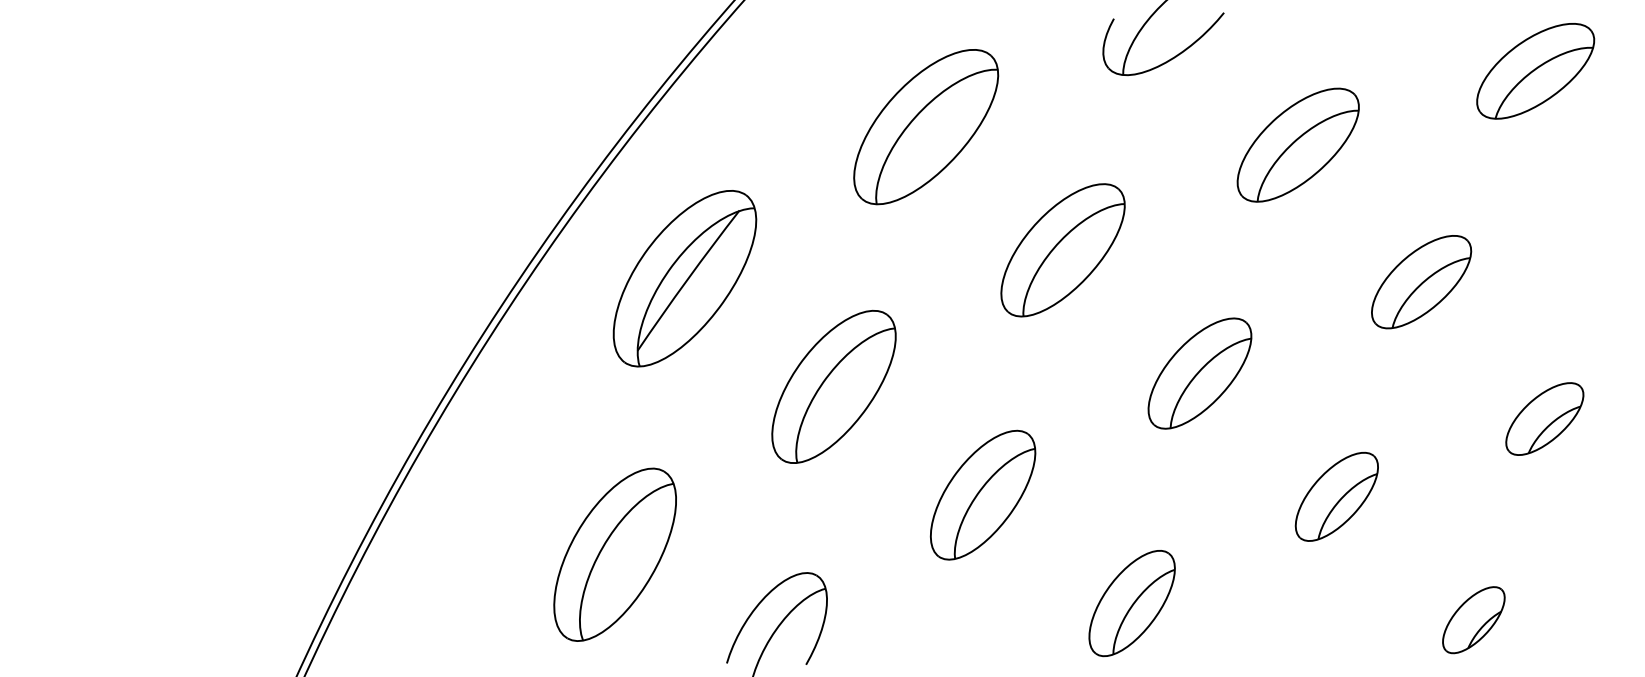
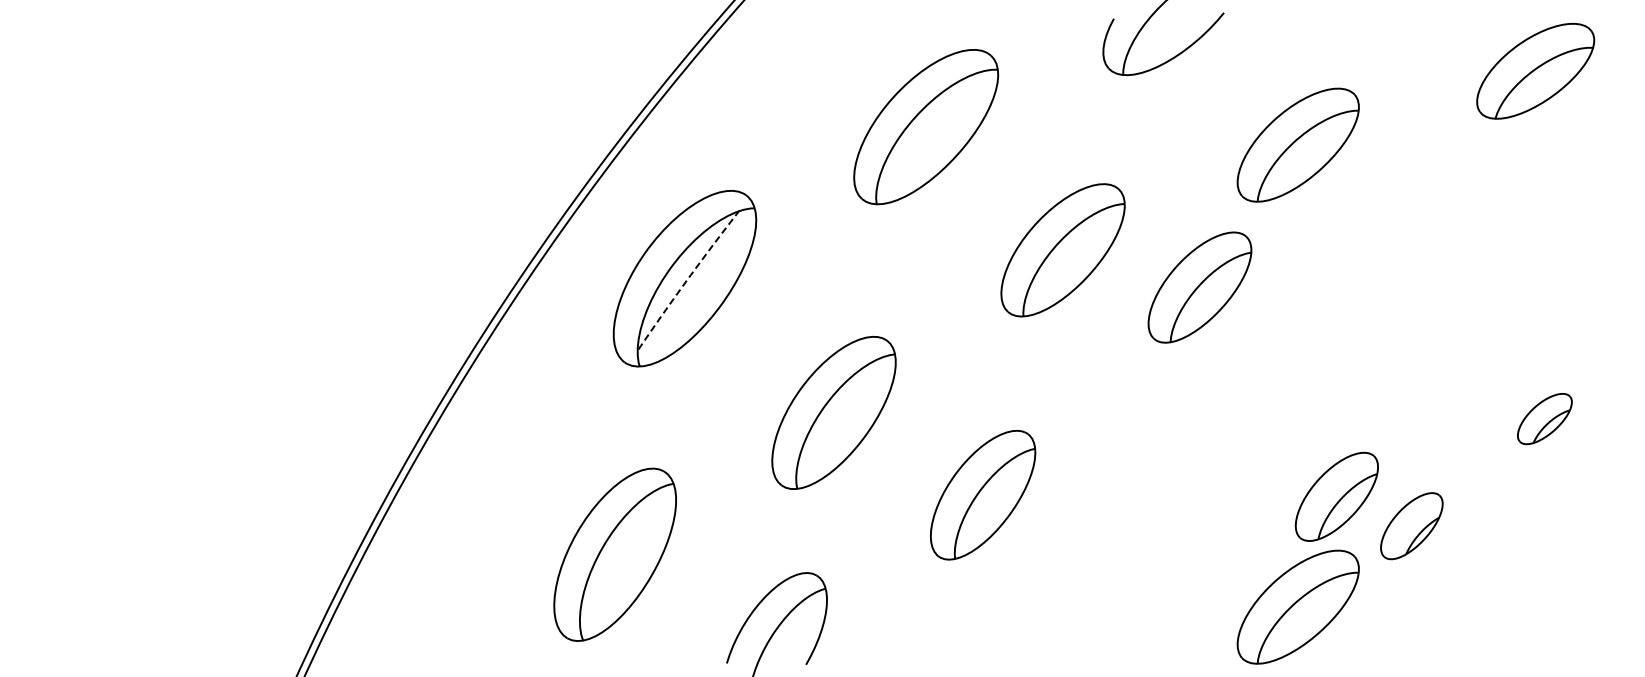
arc: solid -> dashed (687, 279)
part: present -> none (1421, 282)
part position: (1199, 373) -> (1199, 287) (1199, 287)
part position: (833, 386) -> (833, 412) (833, 412)
part size: 80x74 px -> 56x53 px (1544, 419)
part: present -> none (1131, 603)
part: none -> present (1297, 606)
part position: (1473, 620) -> (1411, 526) (1411, 526)
